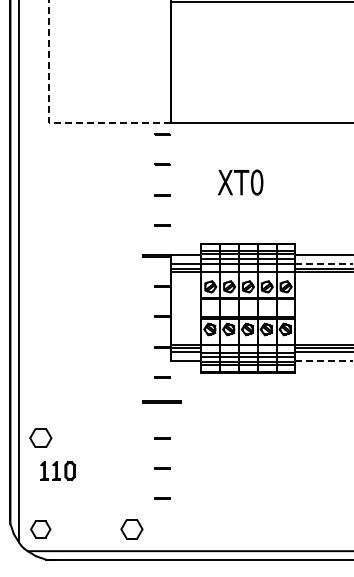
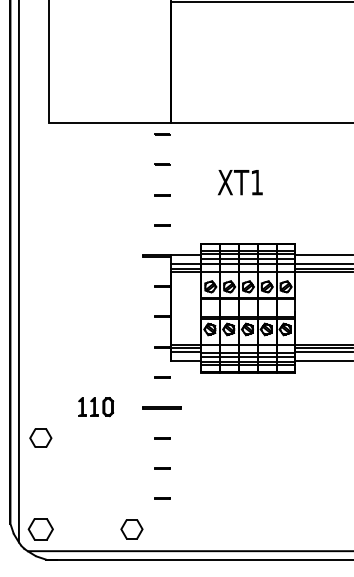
line: dashed -> solid (49, 123)
text: XT0 -> XT1 (256, 182)
line: dashed -> solid (324, 264)
line: dashed -> solid (324, 361)
line position: (161, 401) -> (161, 407) (161, 407)
part position: (58, 471) -> (96, 407) (96, 407)
part size: 22x19 px -> 27x23 px (40, 529)
